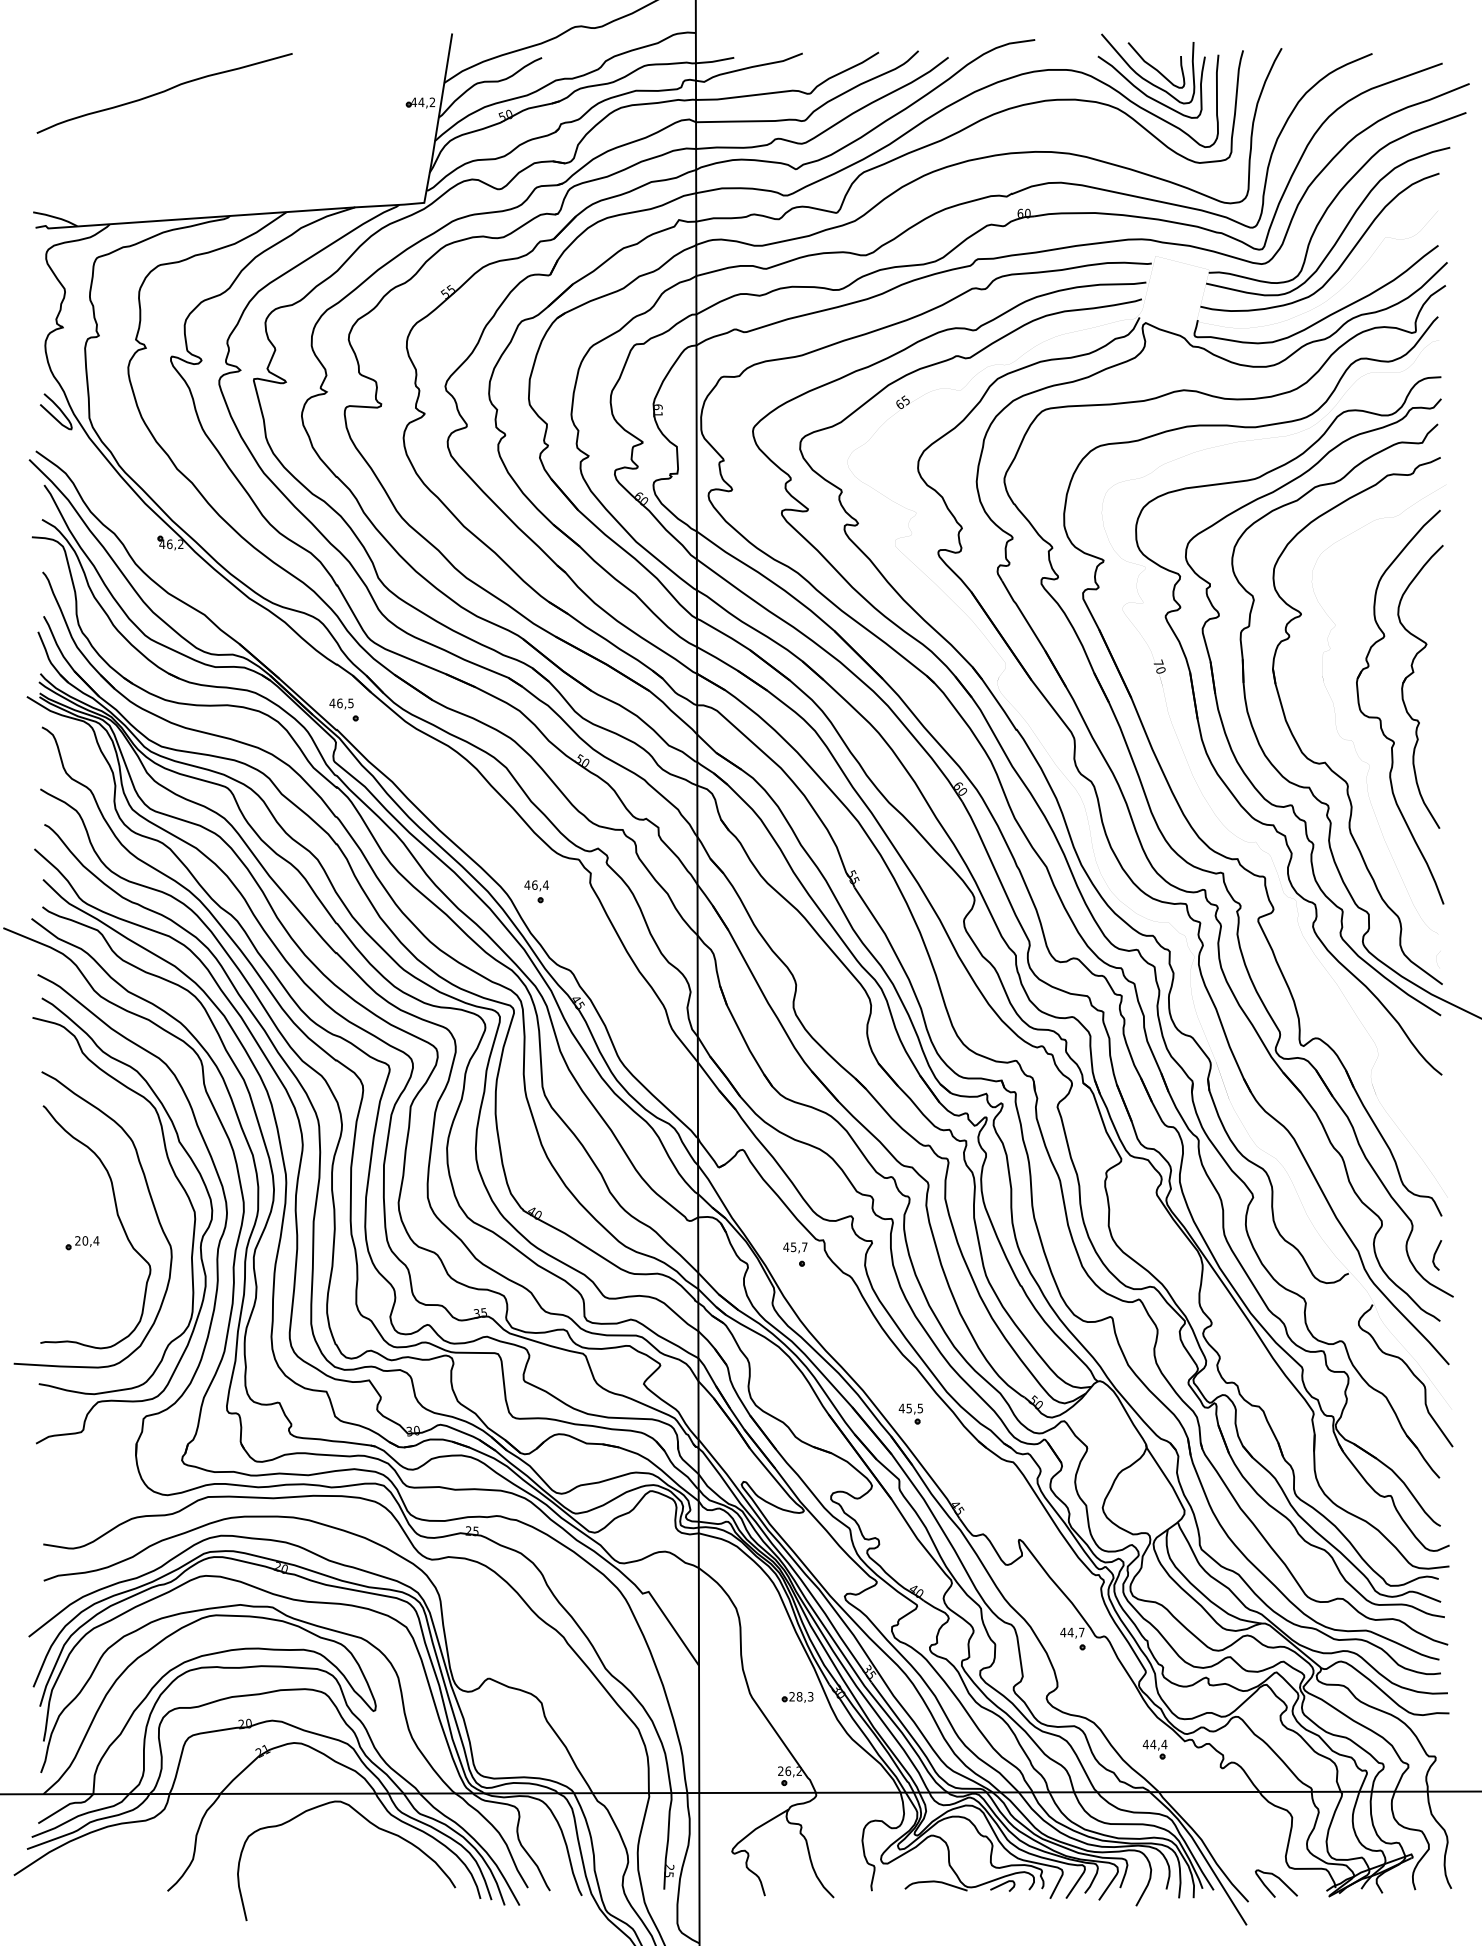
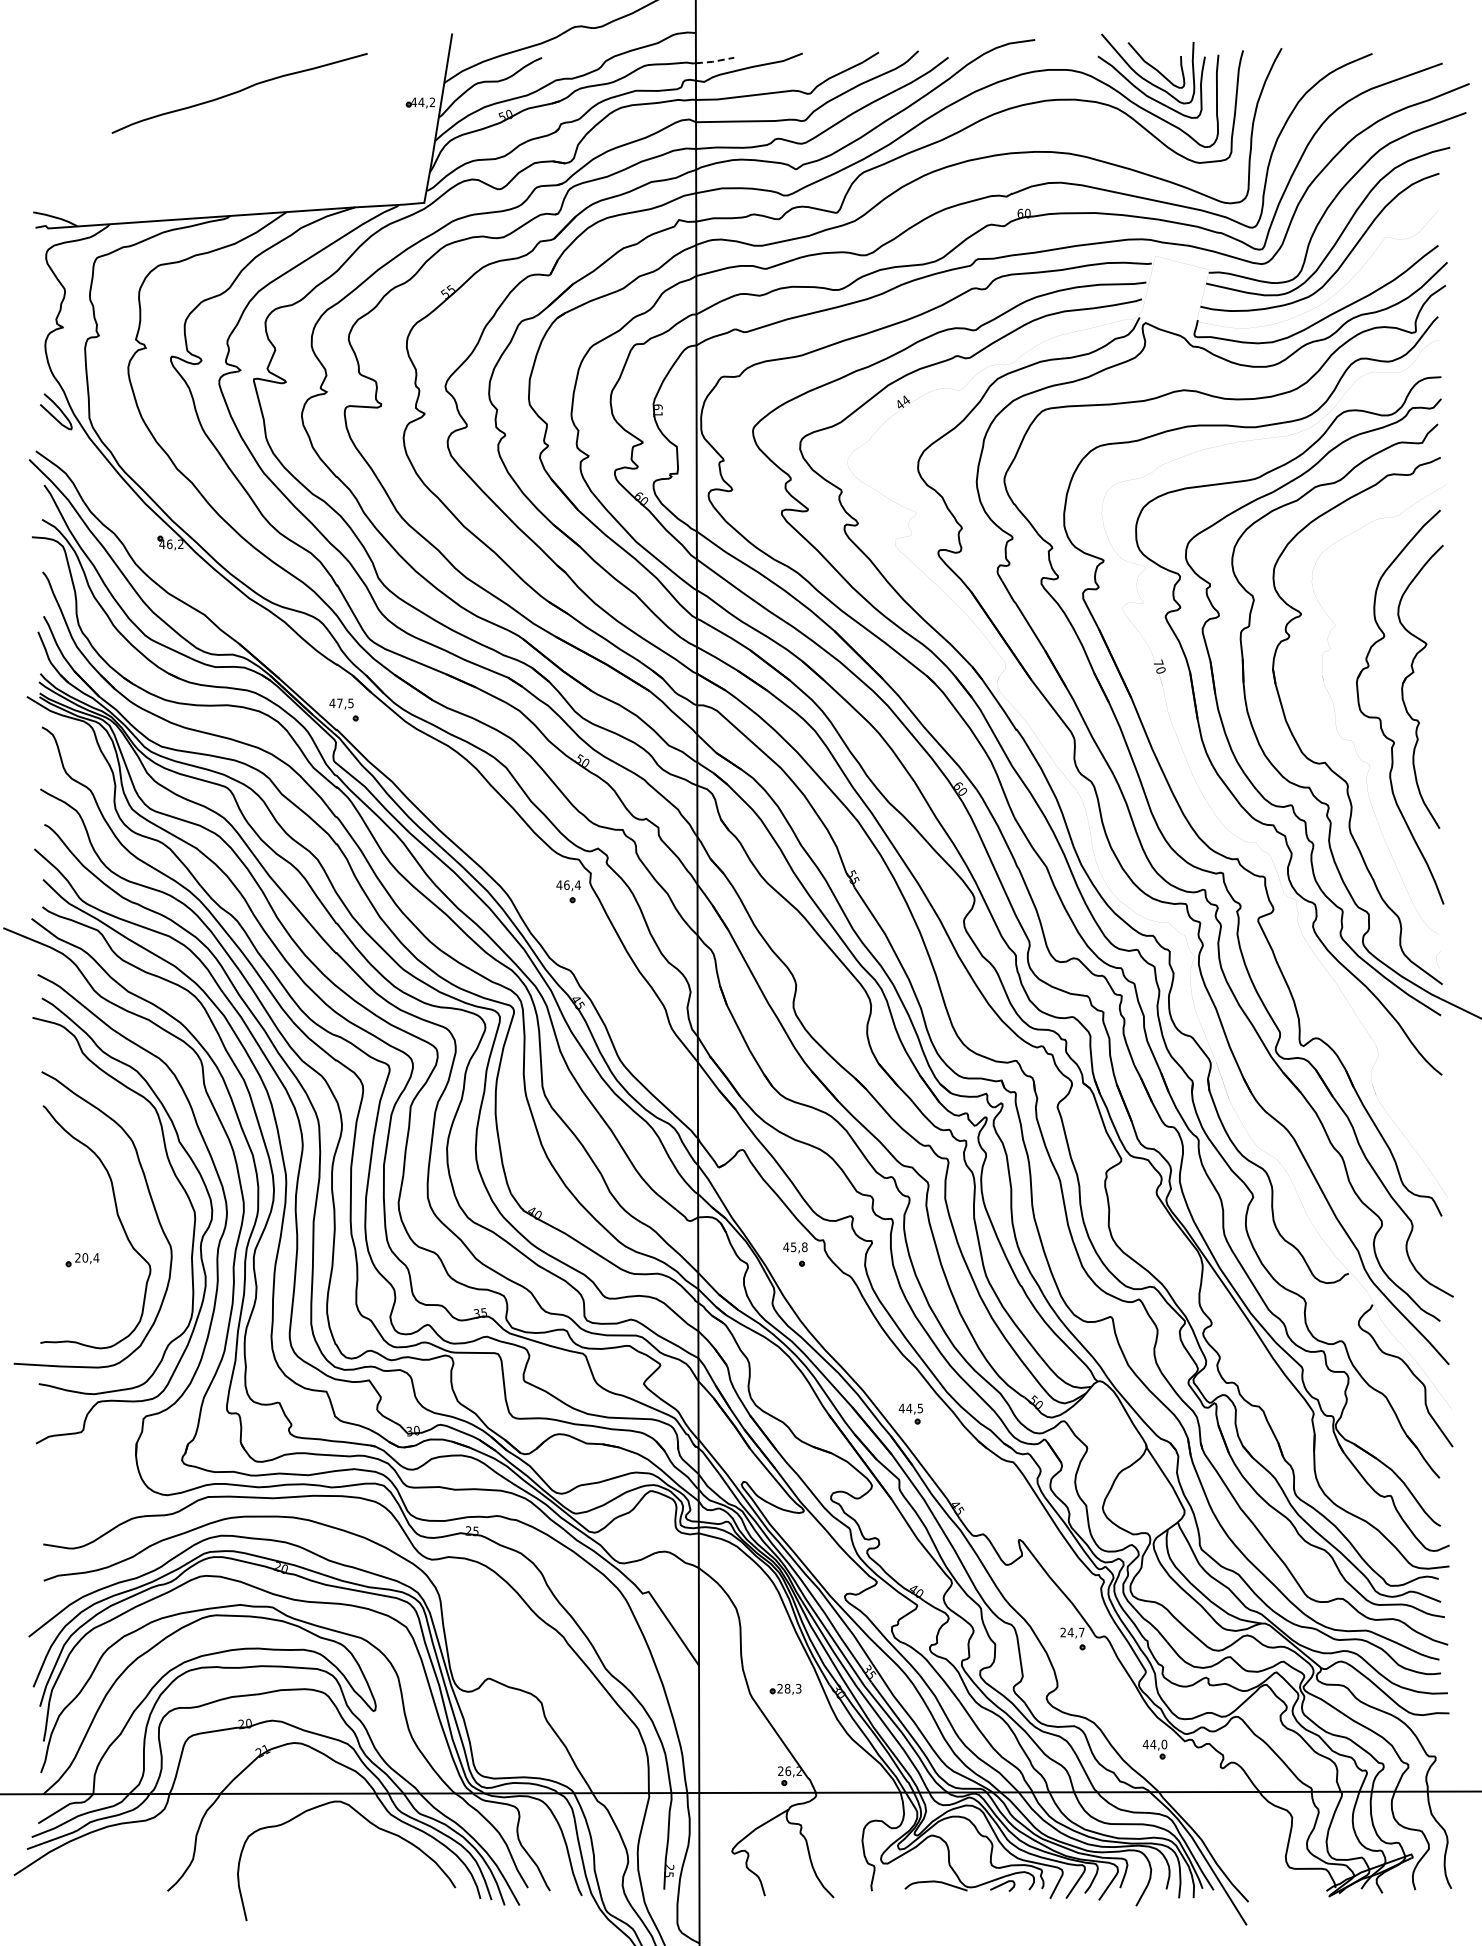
line: solid -> dashed (715, 61)
curve position: (164, 92) -> (239, 92) (239, 92)
text: 65 -> 44 (902, 402)
text: 46,5 -> 47,5 (339, 703)
part position: (536, 891) -> (568, 891) (568, 891)
part position: (82, 1243) -> (82, 1260) (82, 1260)
text: 45,7 -> 45,8 (804, 1247)
line: present -> none (1435, 1255)
text: 45,5 -> 44,5 (909, 1408)
text: 44,7 -> 24,7 (1063, 1632)
part position: (797, 1697) -> (785, 1689) (785, 1689)
text: 44,4 -> 44,0 (1164, 1744)
curve: present -> none (1277, 1878)
